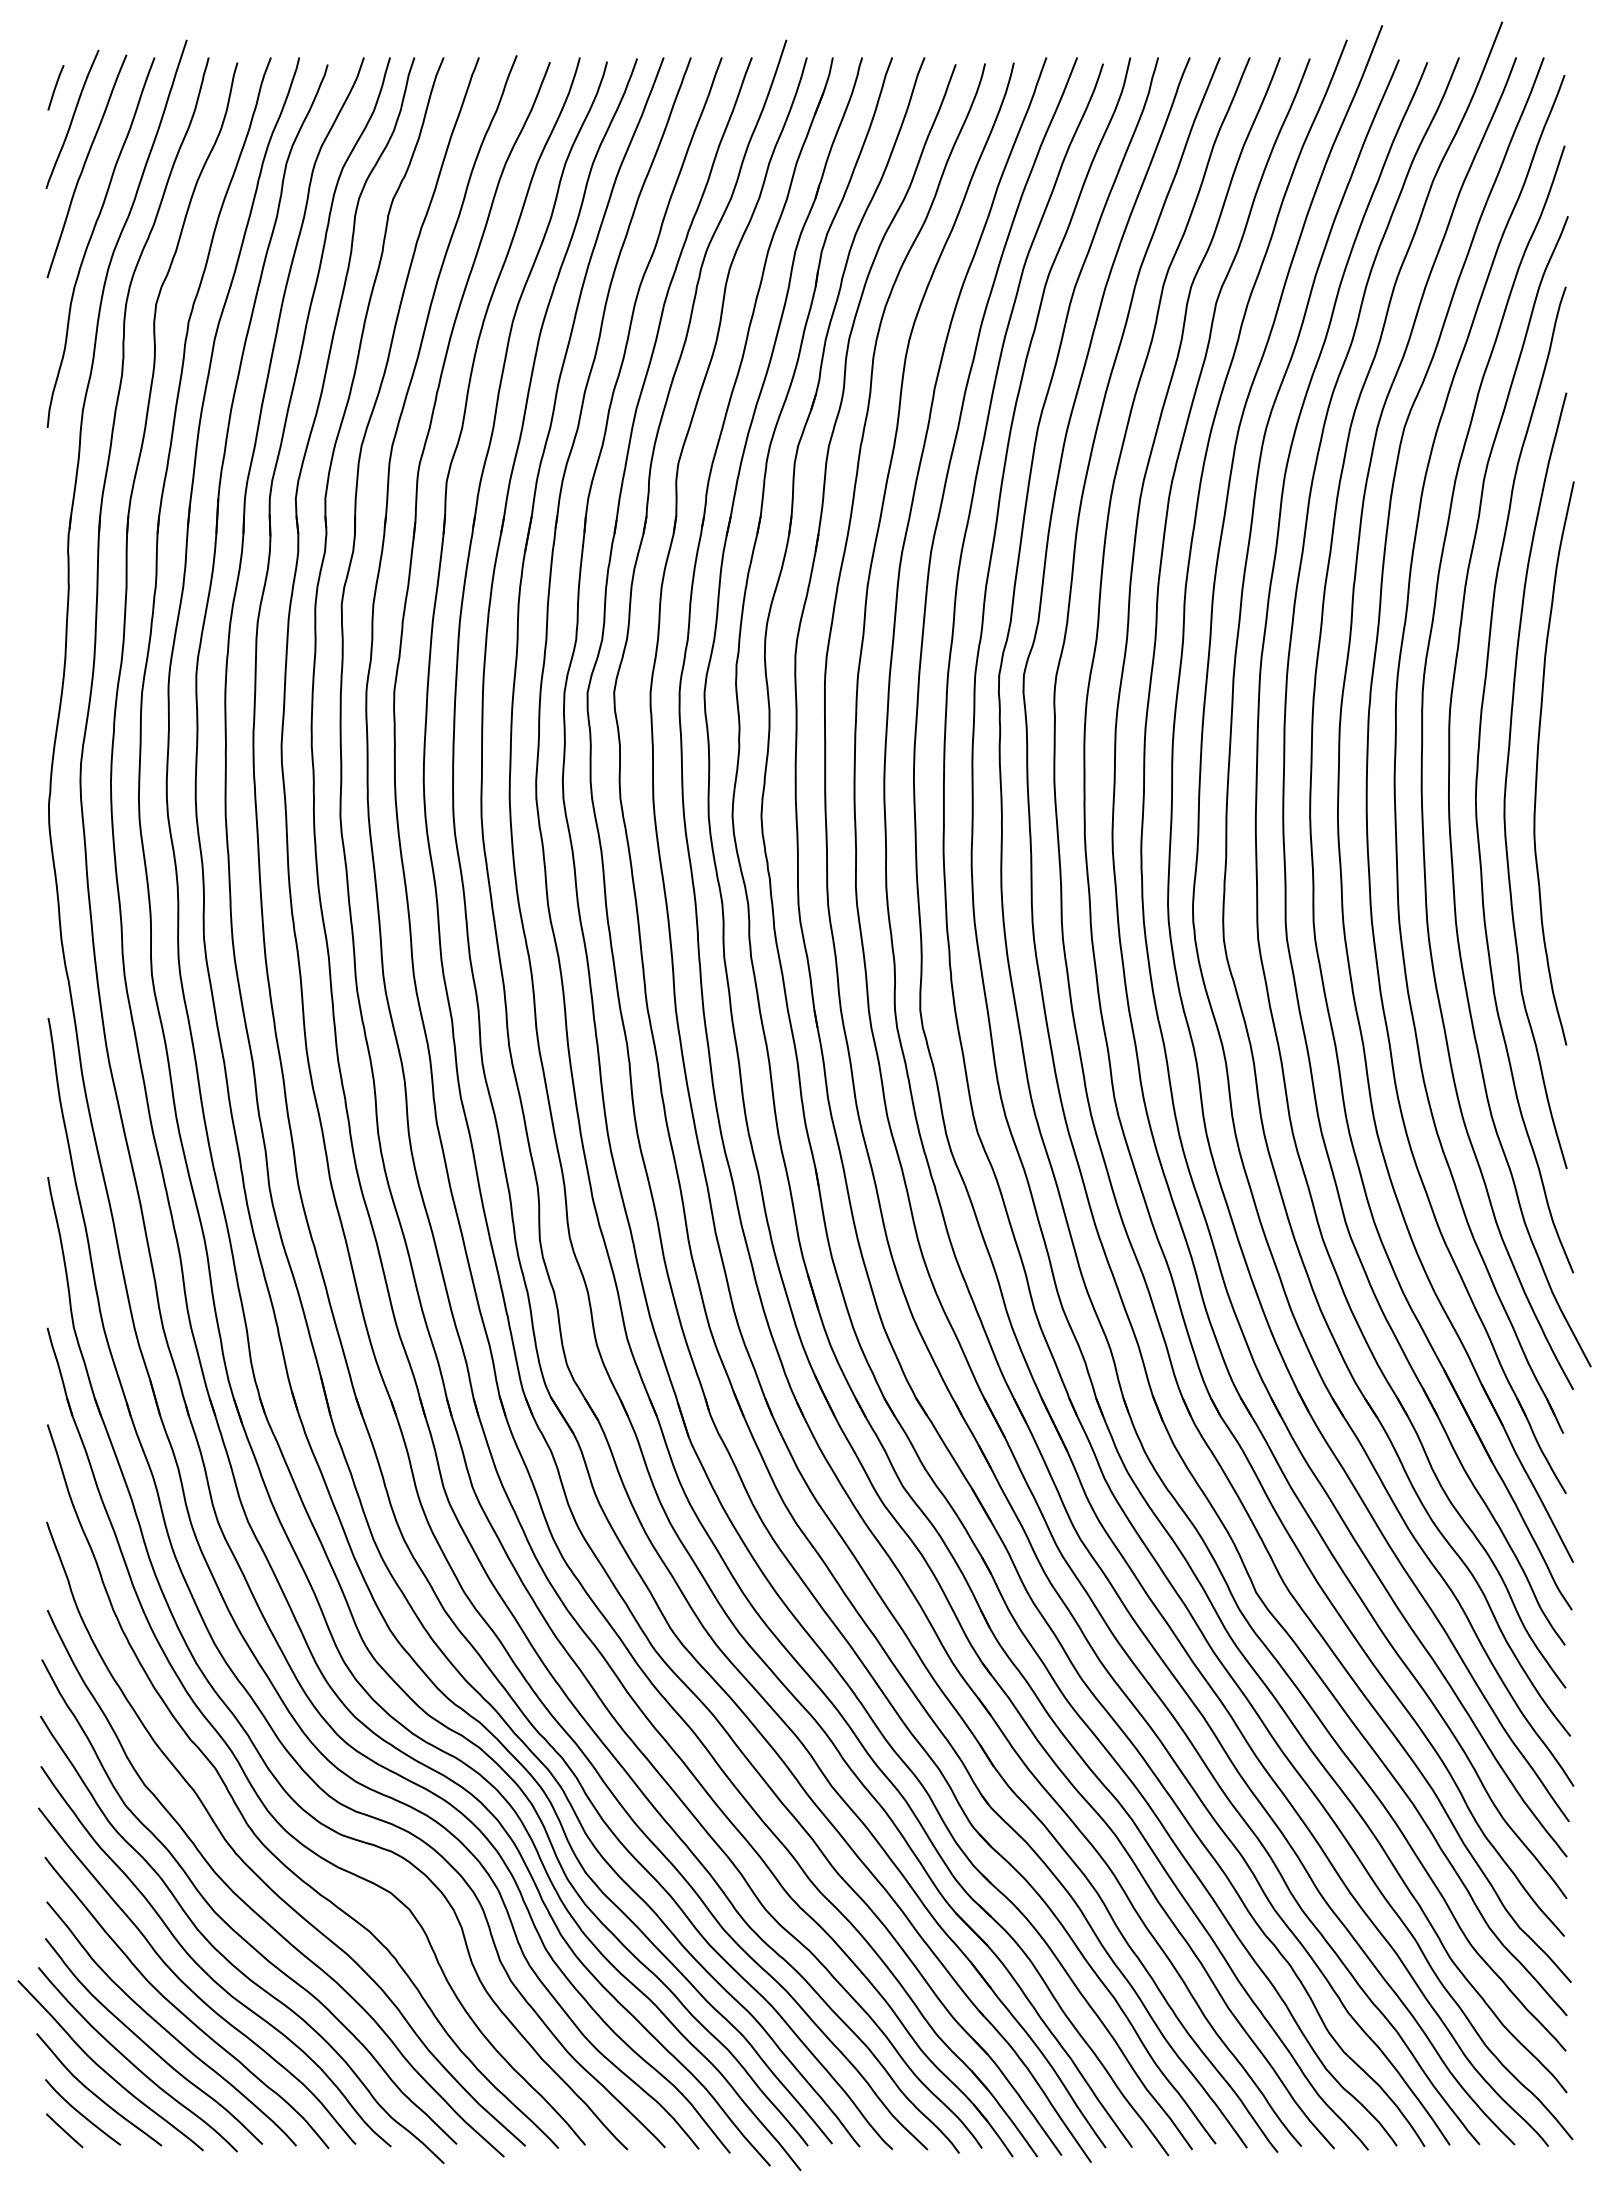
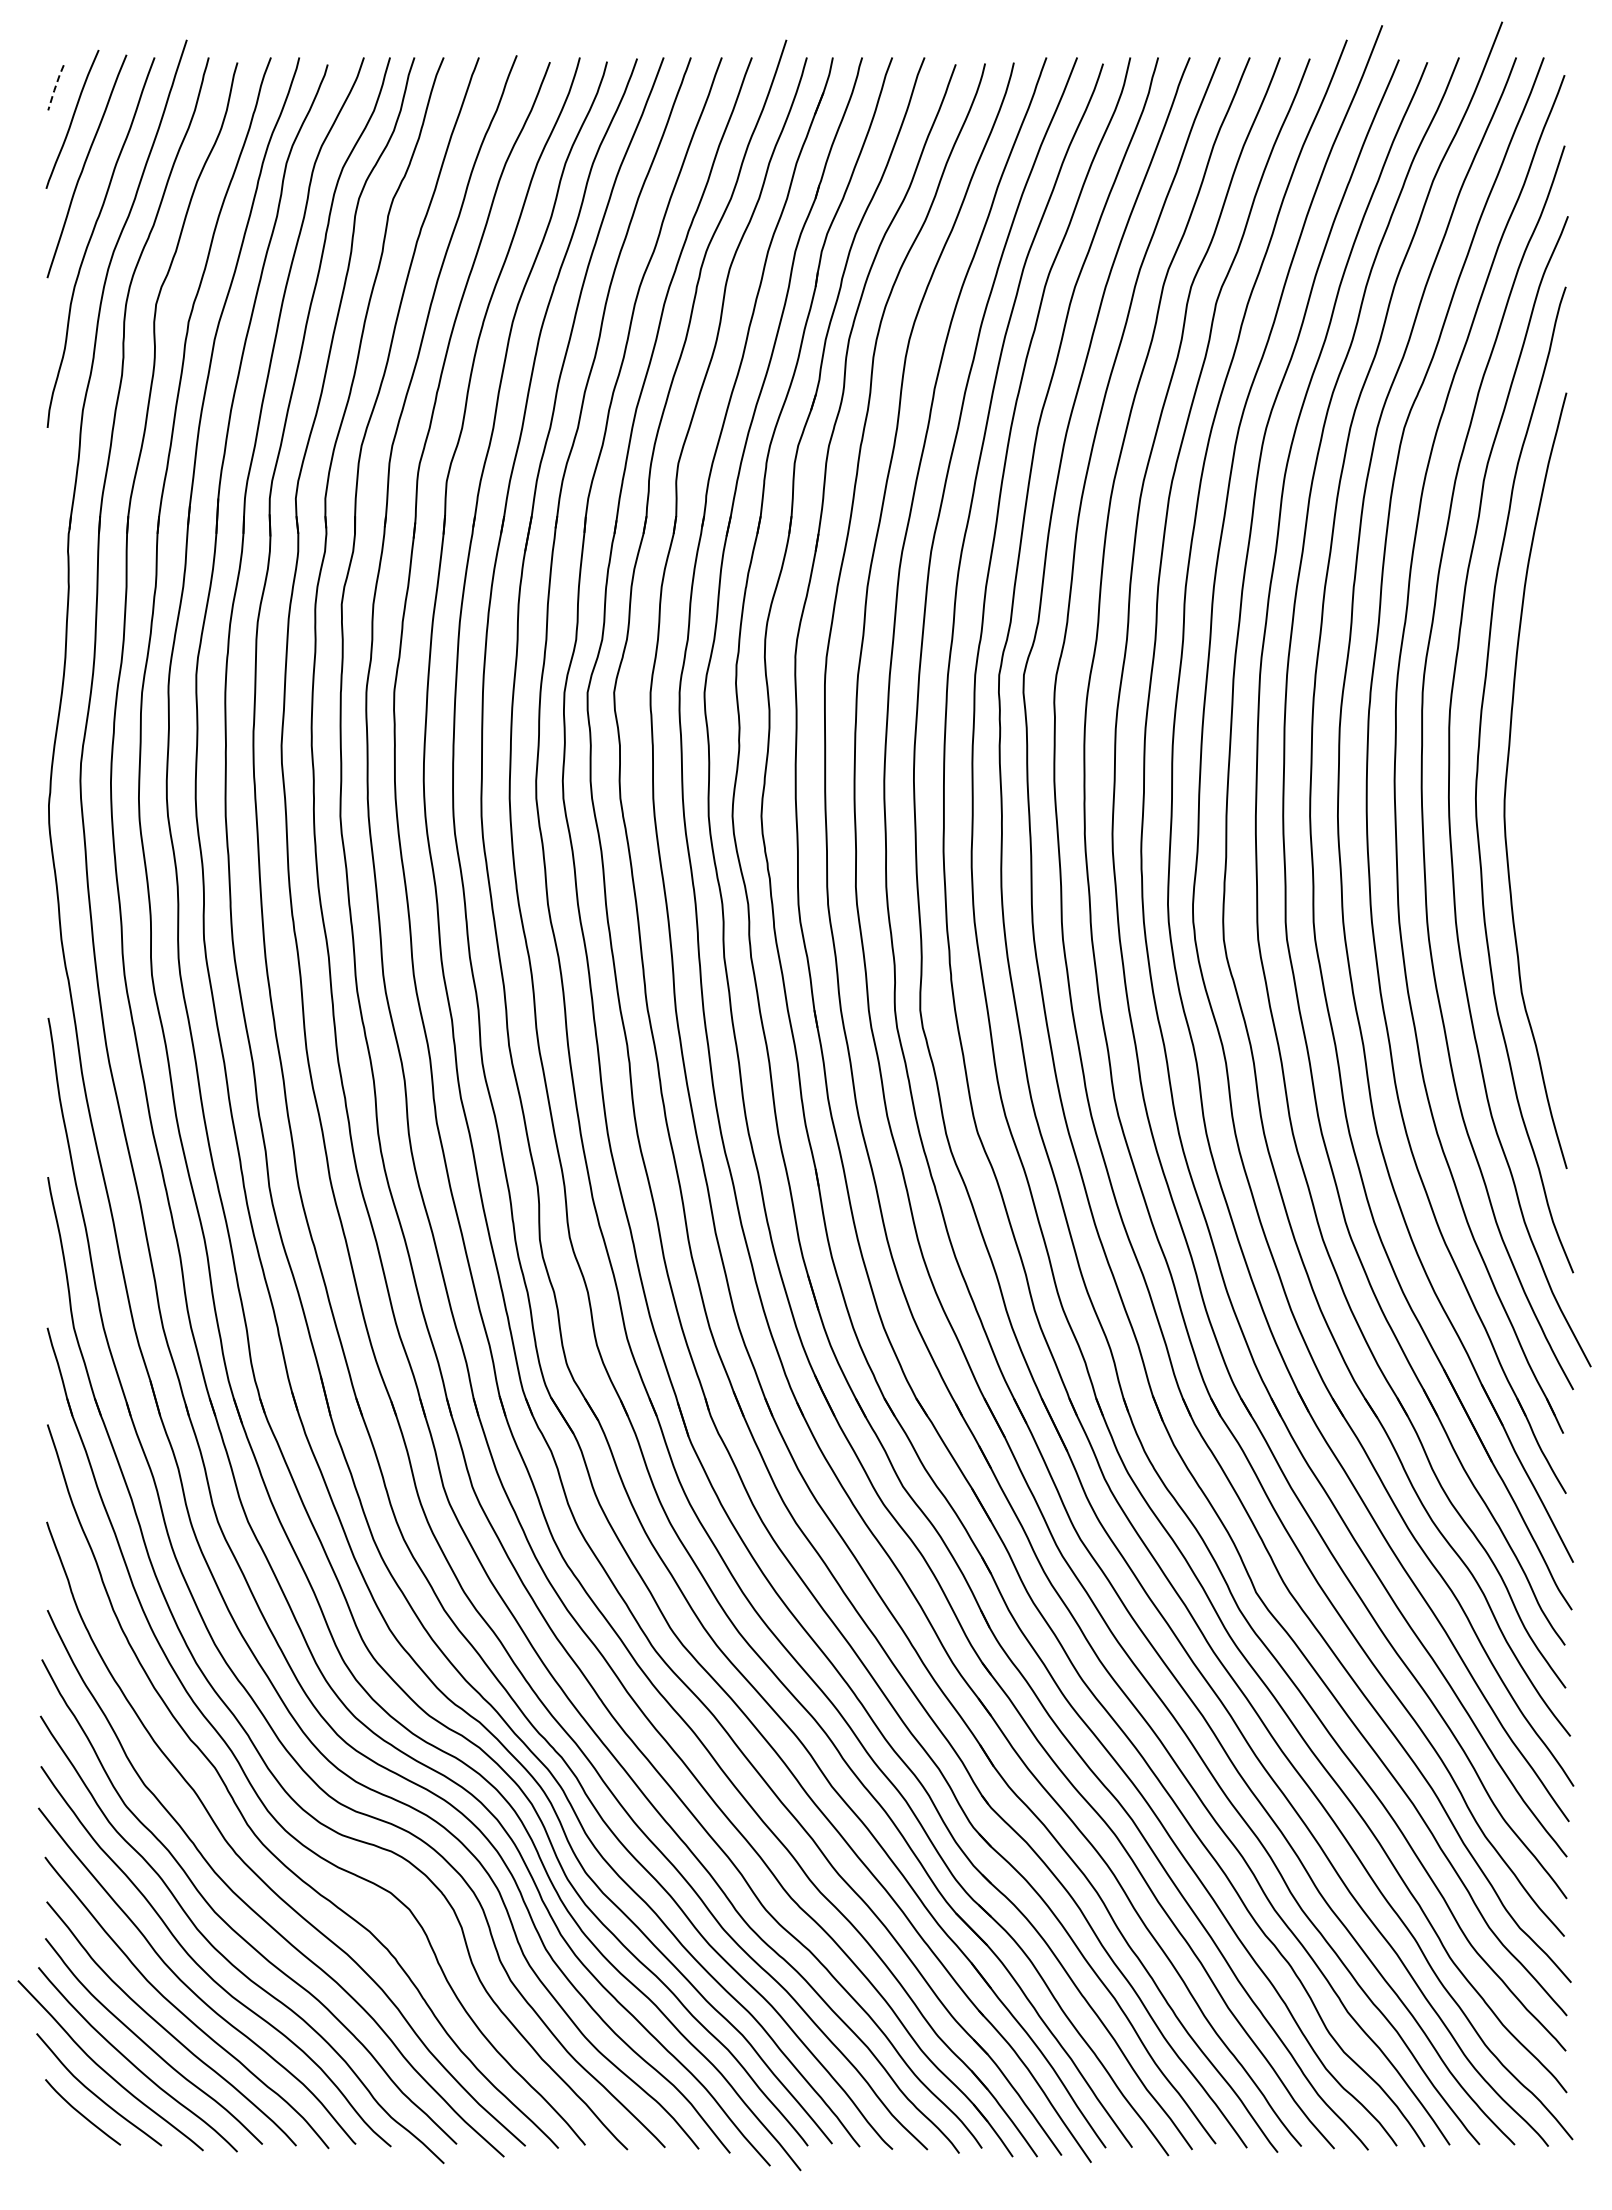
line: solid -> dashed (55, 88)
curve: present -> none (1538, 762)
line: present -> none (64, 2130)
